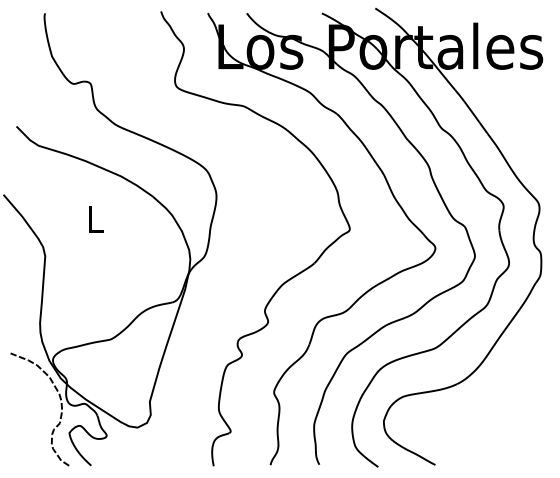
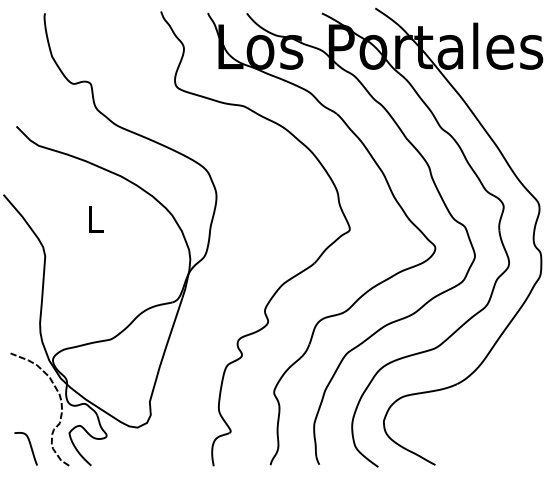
curve: none -> present (29, 445)
